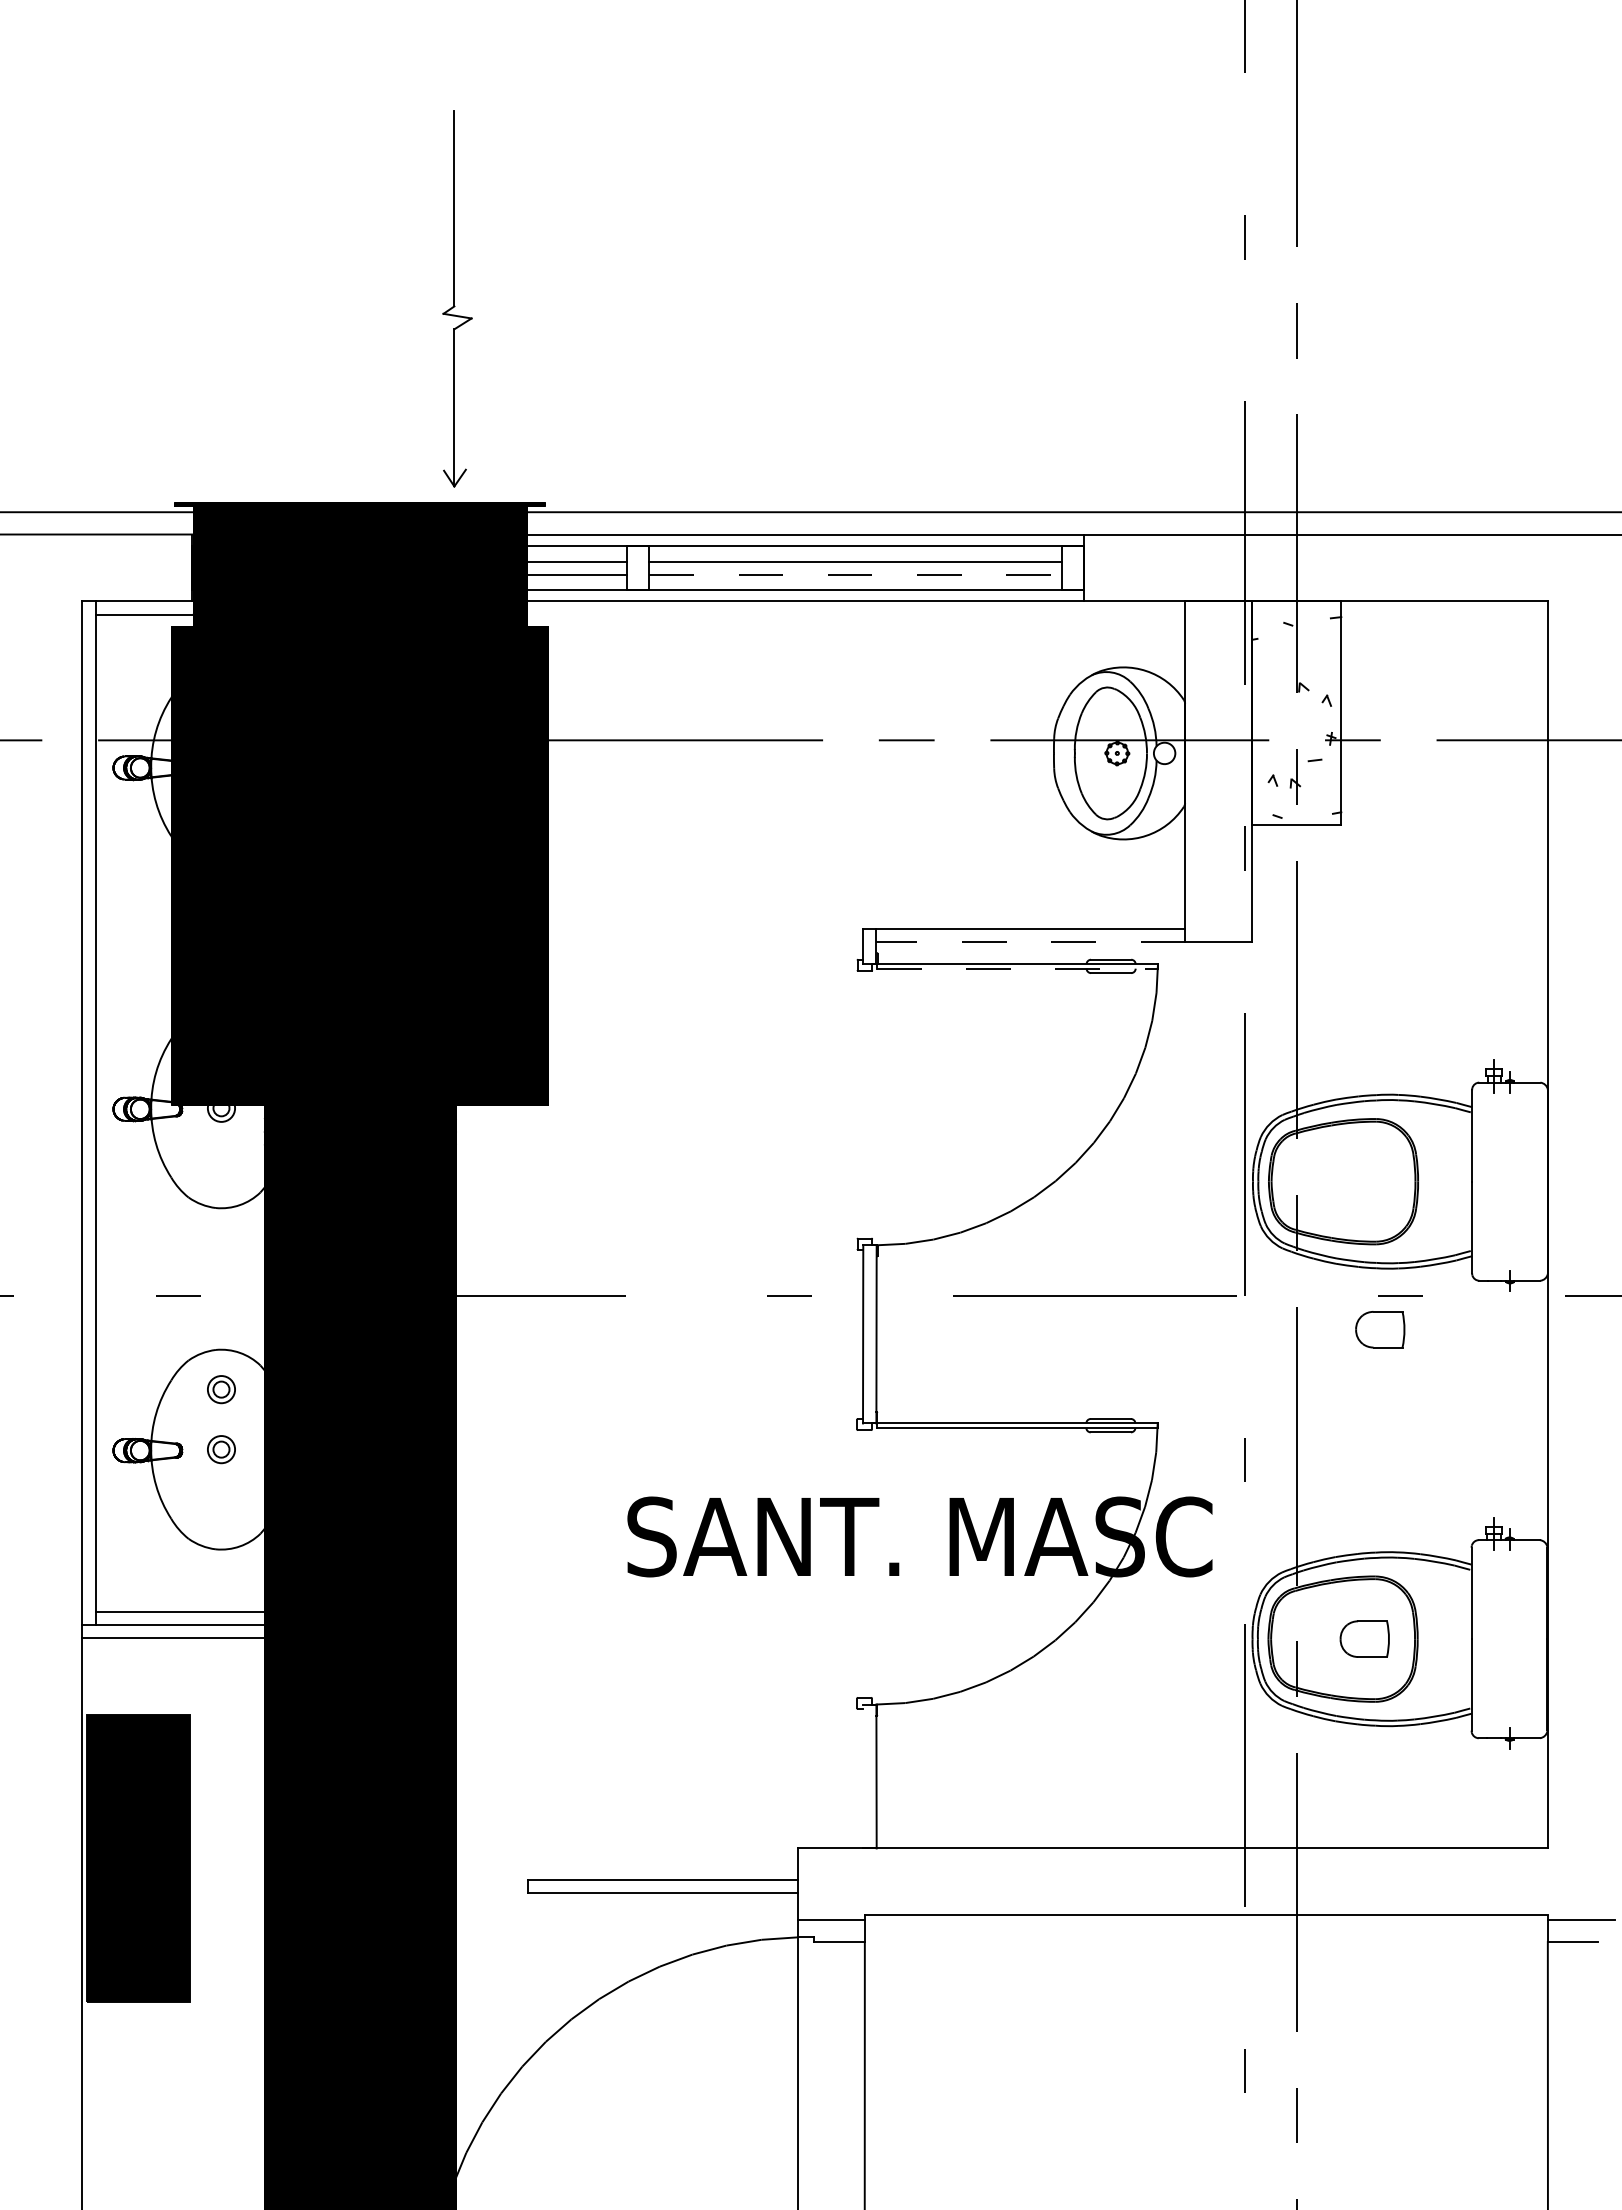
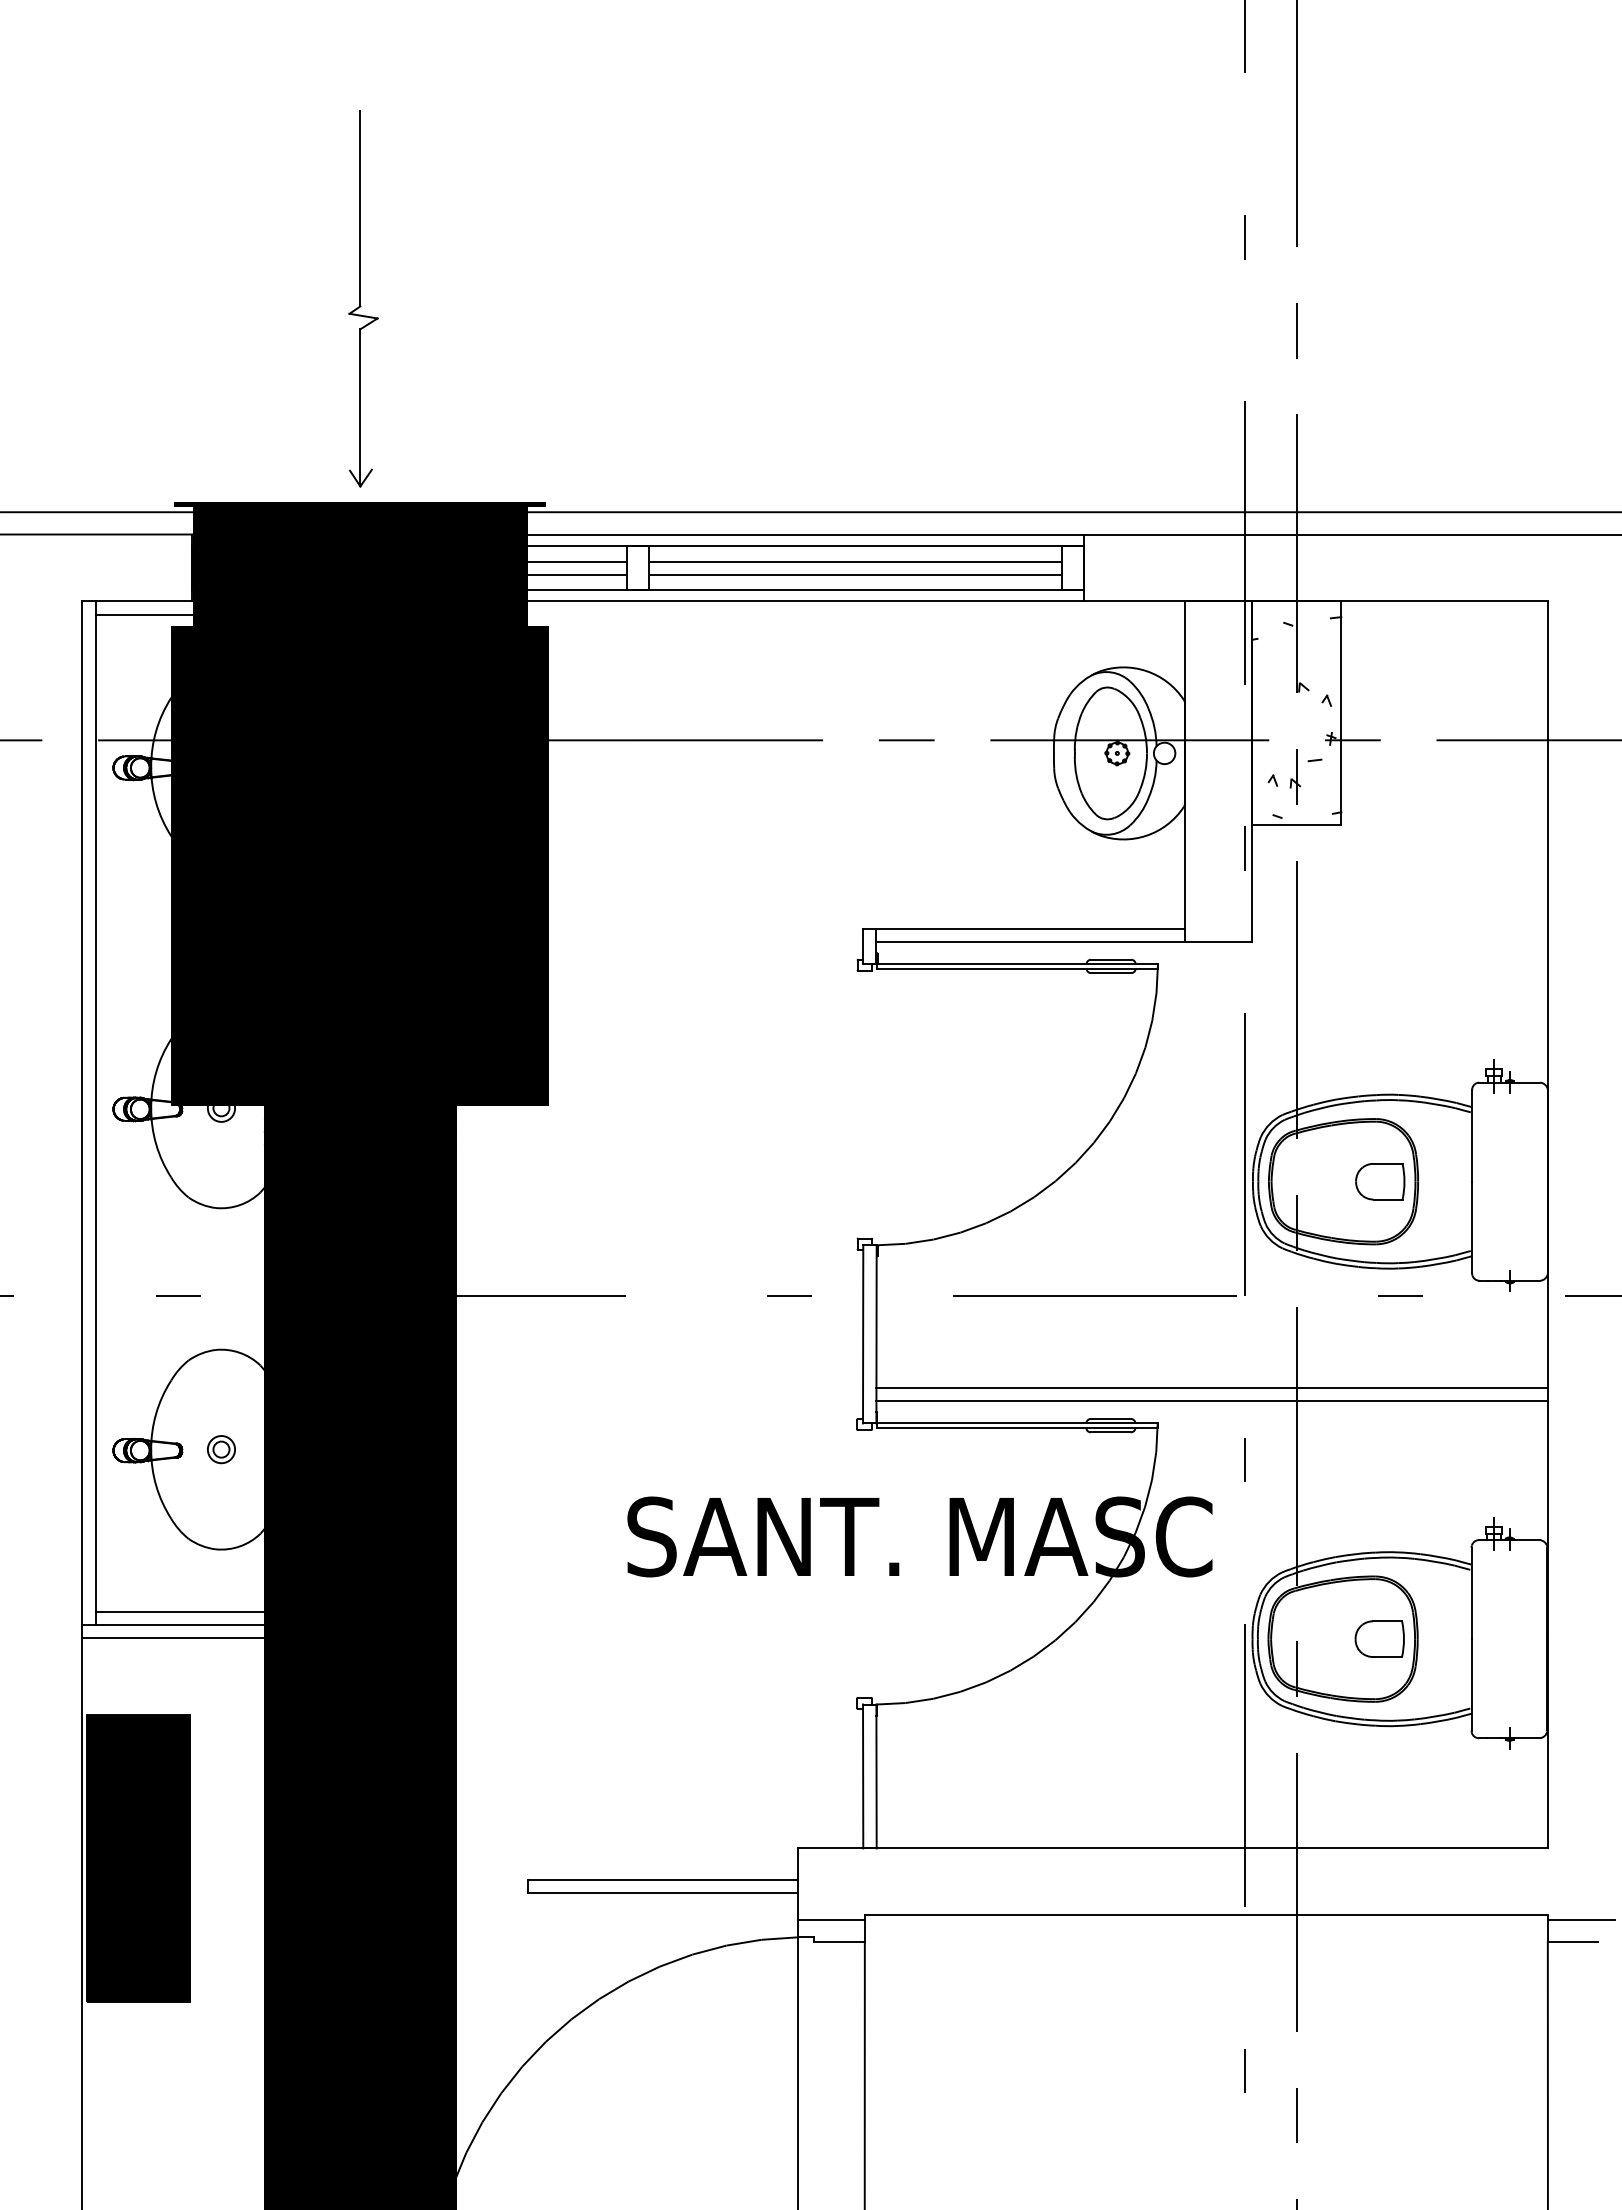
part position: (457, 298) -> (363, 298) (363, 298)
line: dashed -> solid (856, 575)
line: dashed -> solid (1030, 941)
line: dashed -> solid (1017, 968)
part position: (1380, 1329) -> (1380, 1181) (1380, 1181)
line: none -> present (1211, 1387)
part: present -> none (221, 1389)
line: none -> present (1211, 1401)
part position: (1364, 1638) -> (1379, 1638) (1379, 1638)
line: none -> present (863, 1776)
